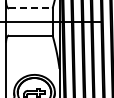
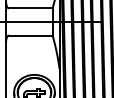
line: dashed -> solid (30, 8)
